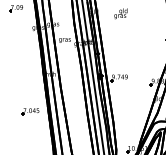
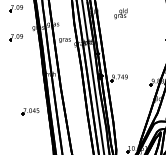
part: none -> present (15, 37)
